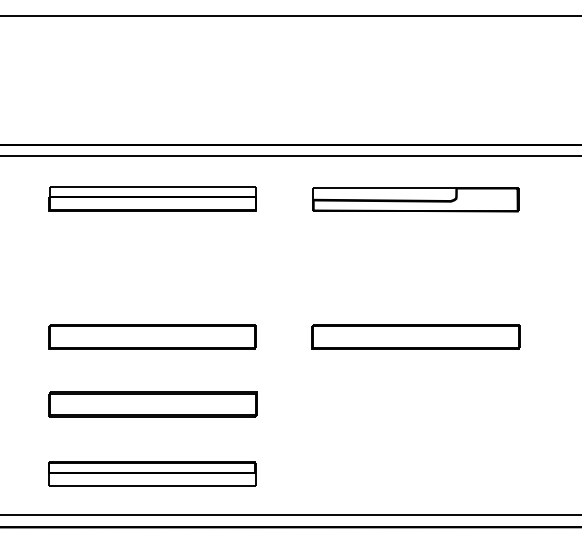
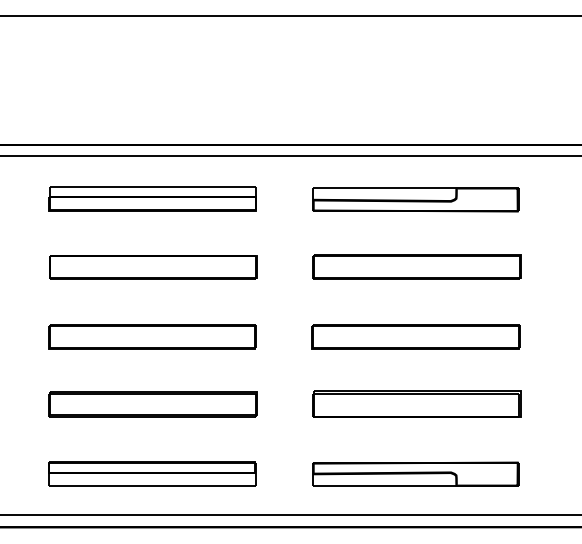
part: none -> present (416, 266)
part: none -> present (153, 267)
part: none -> present (416, 403)
part: none -> present (415, 473)
